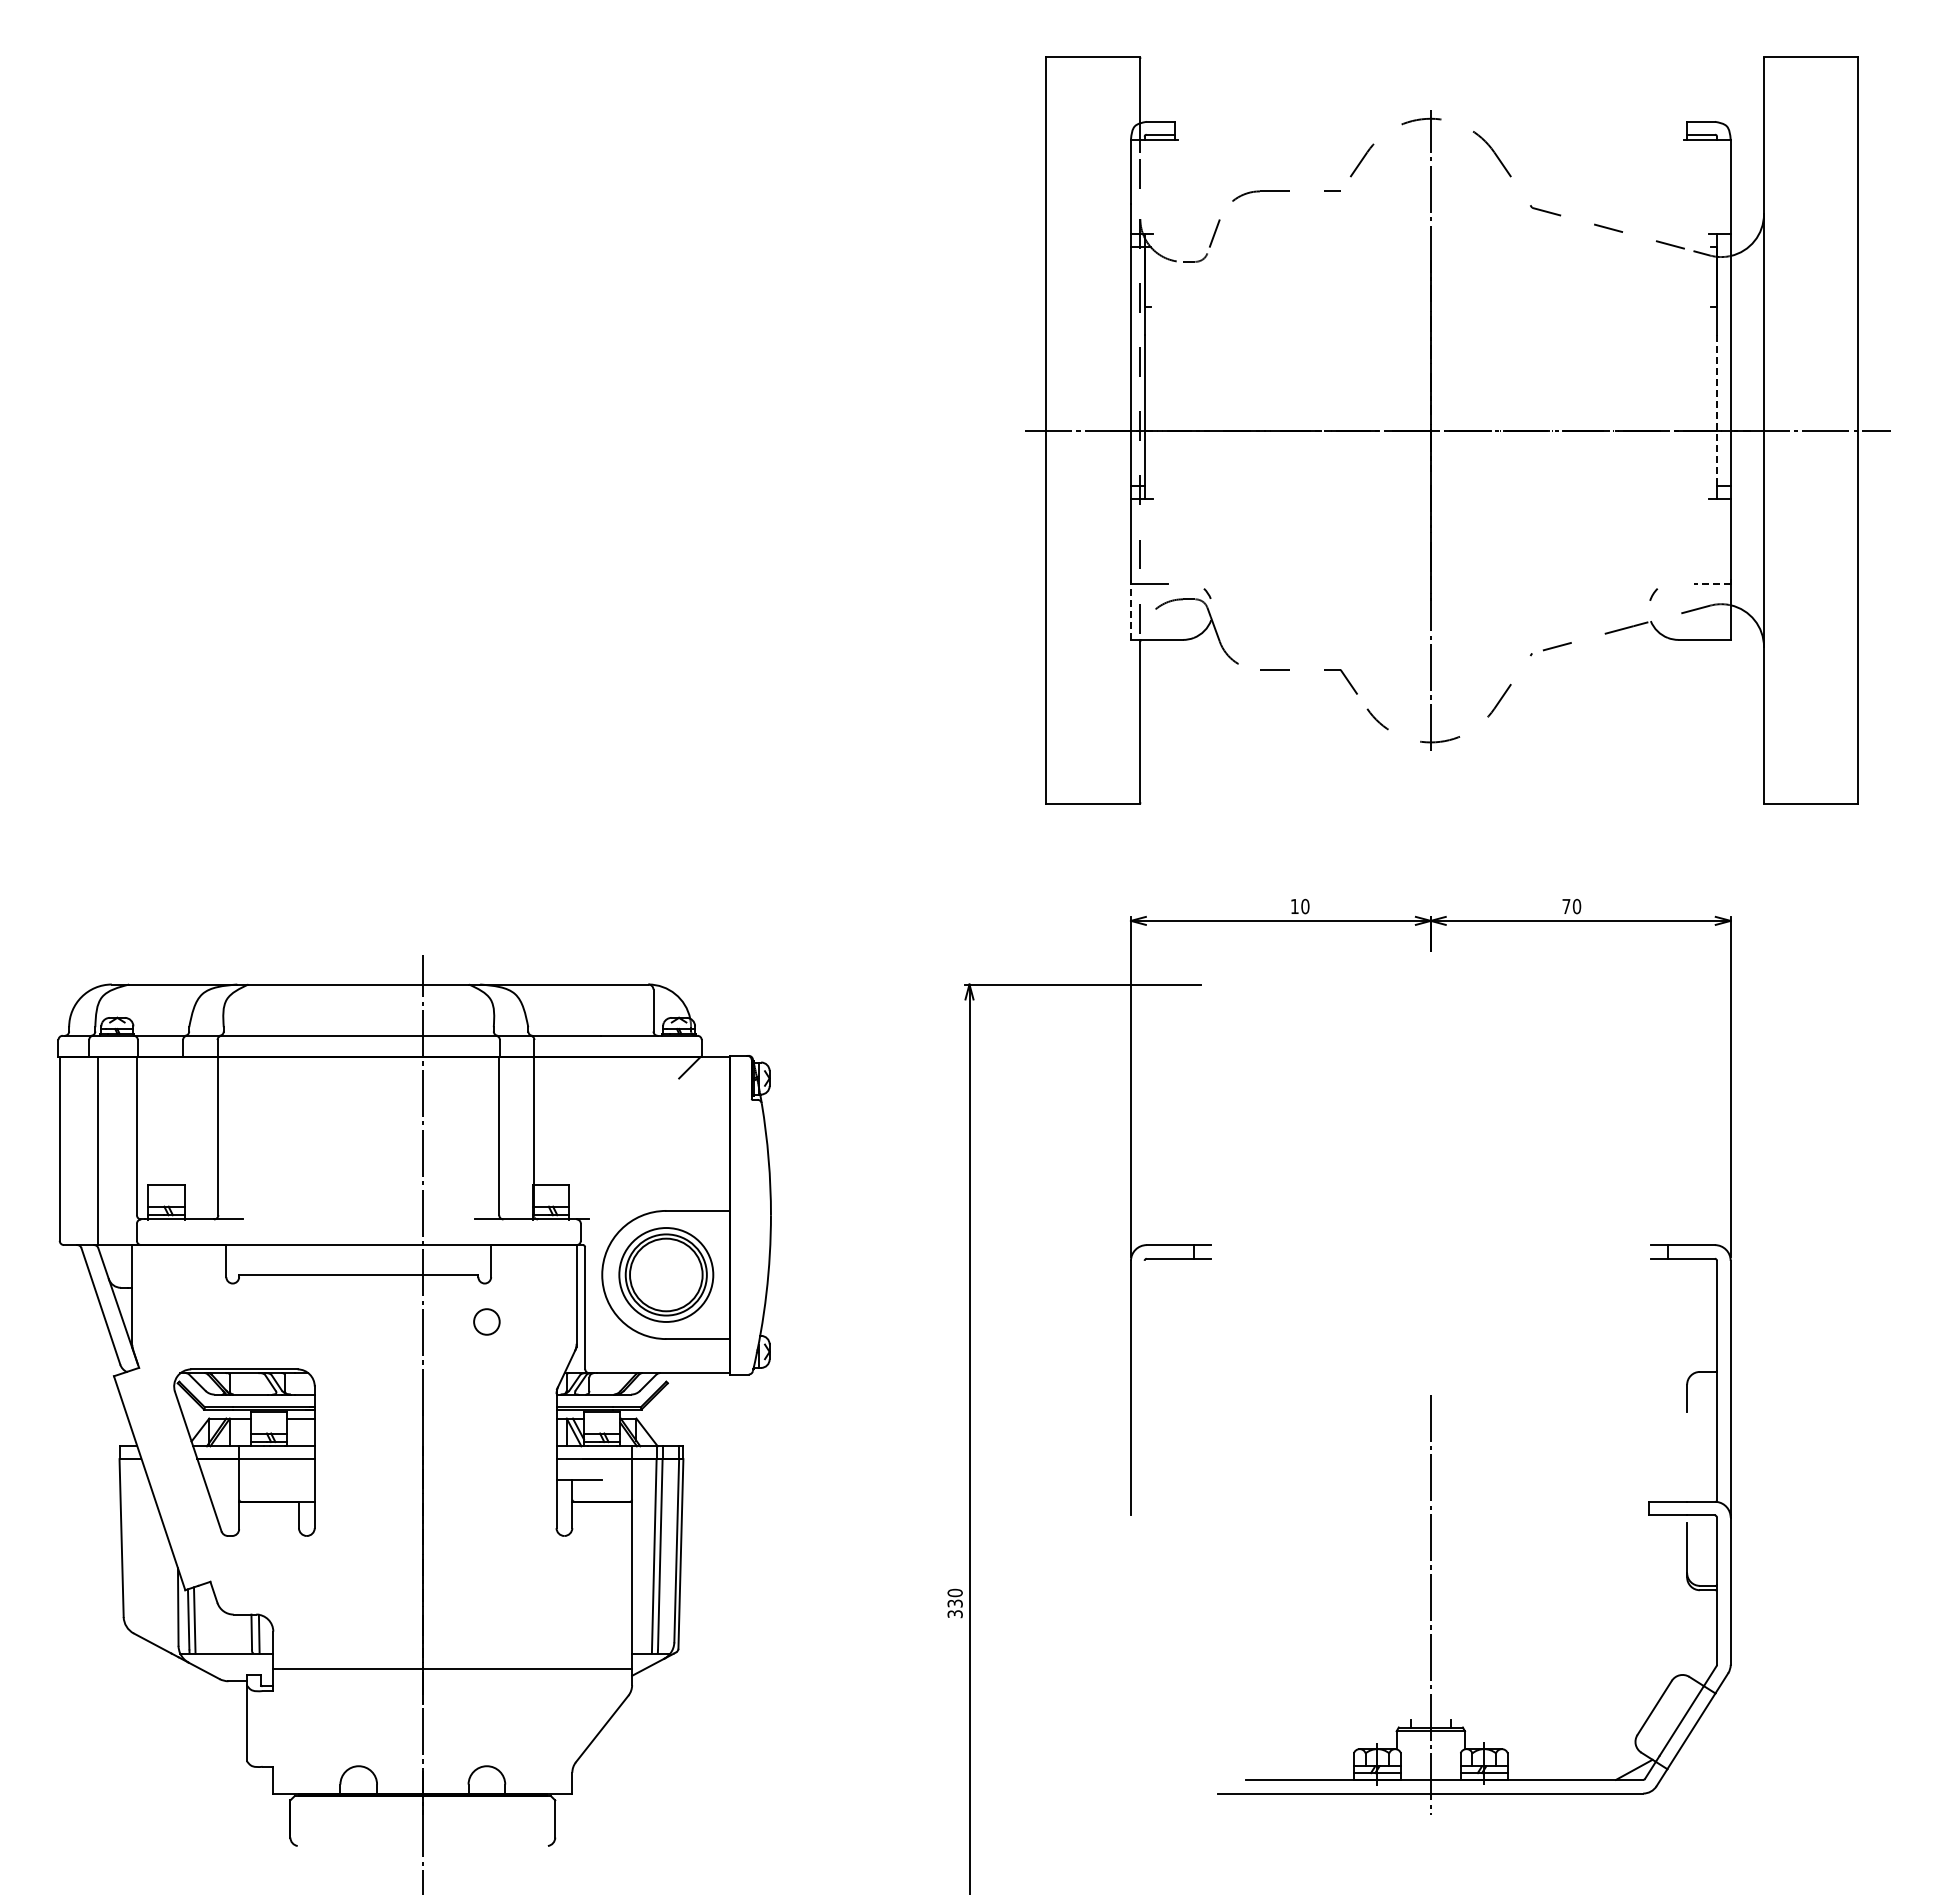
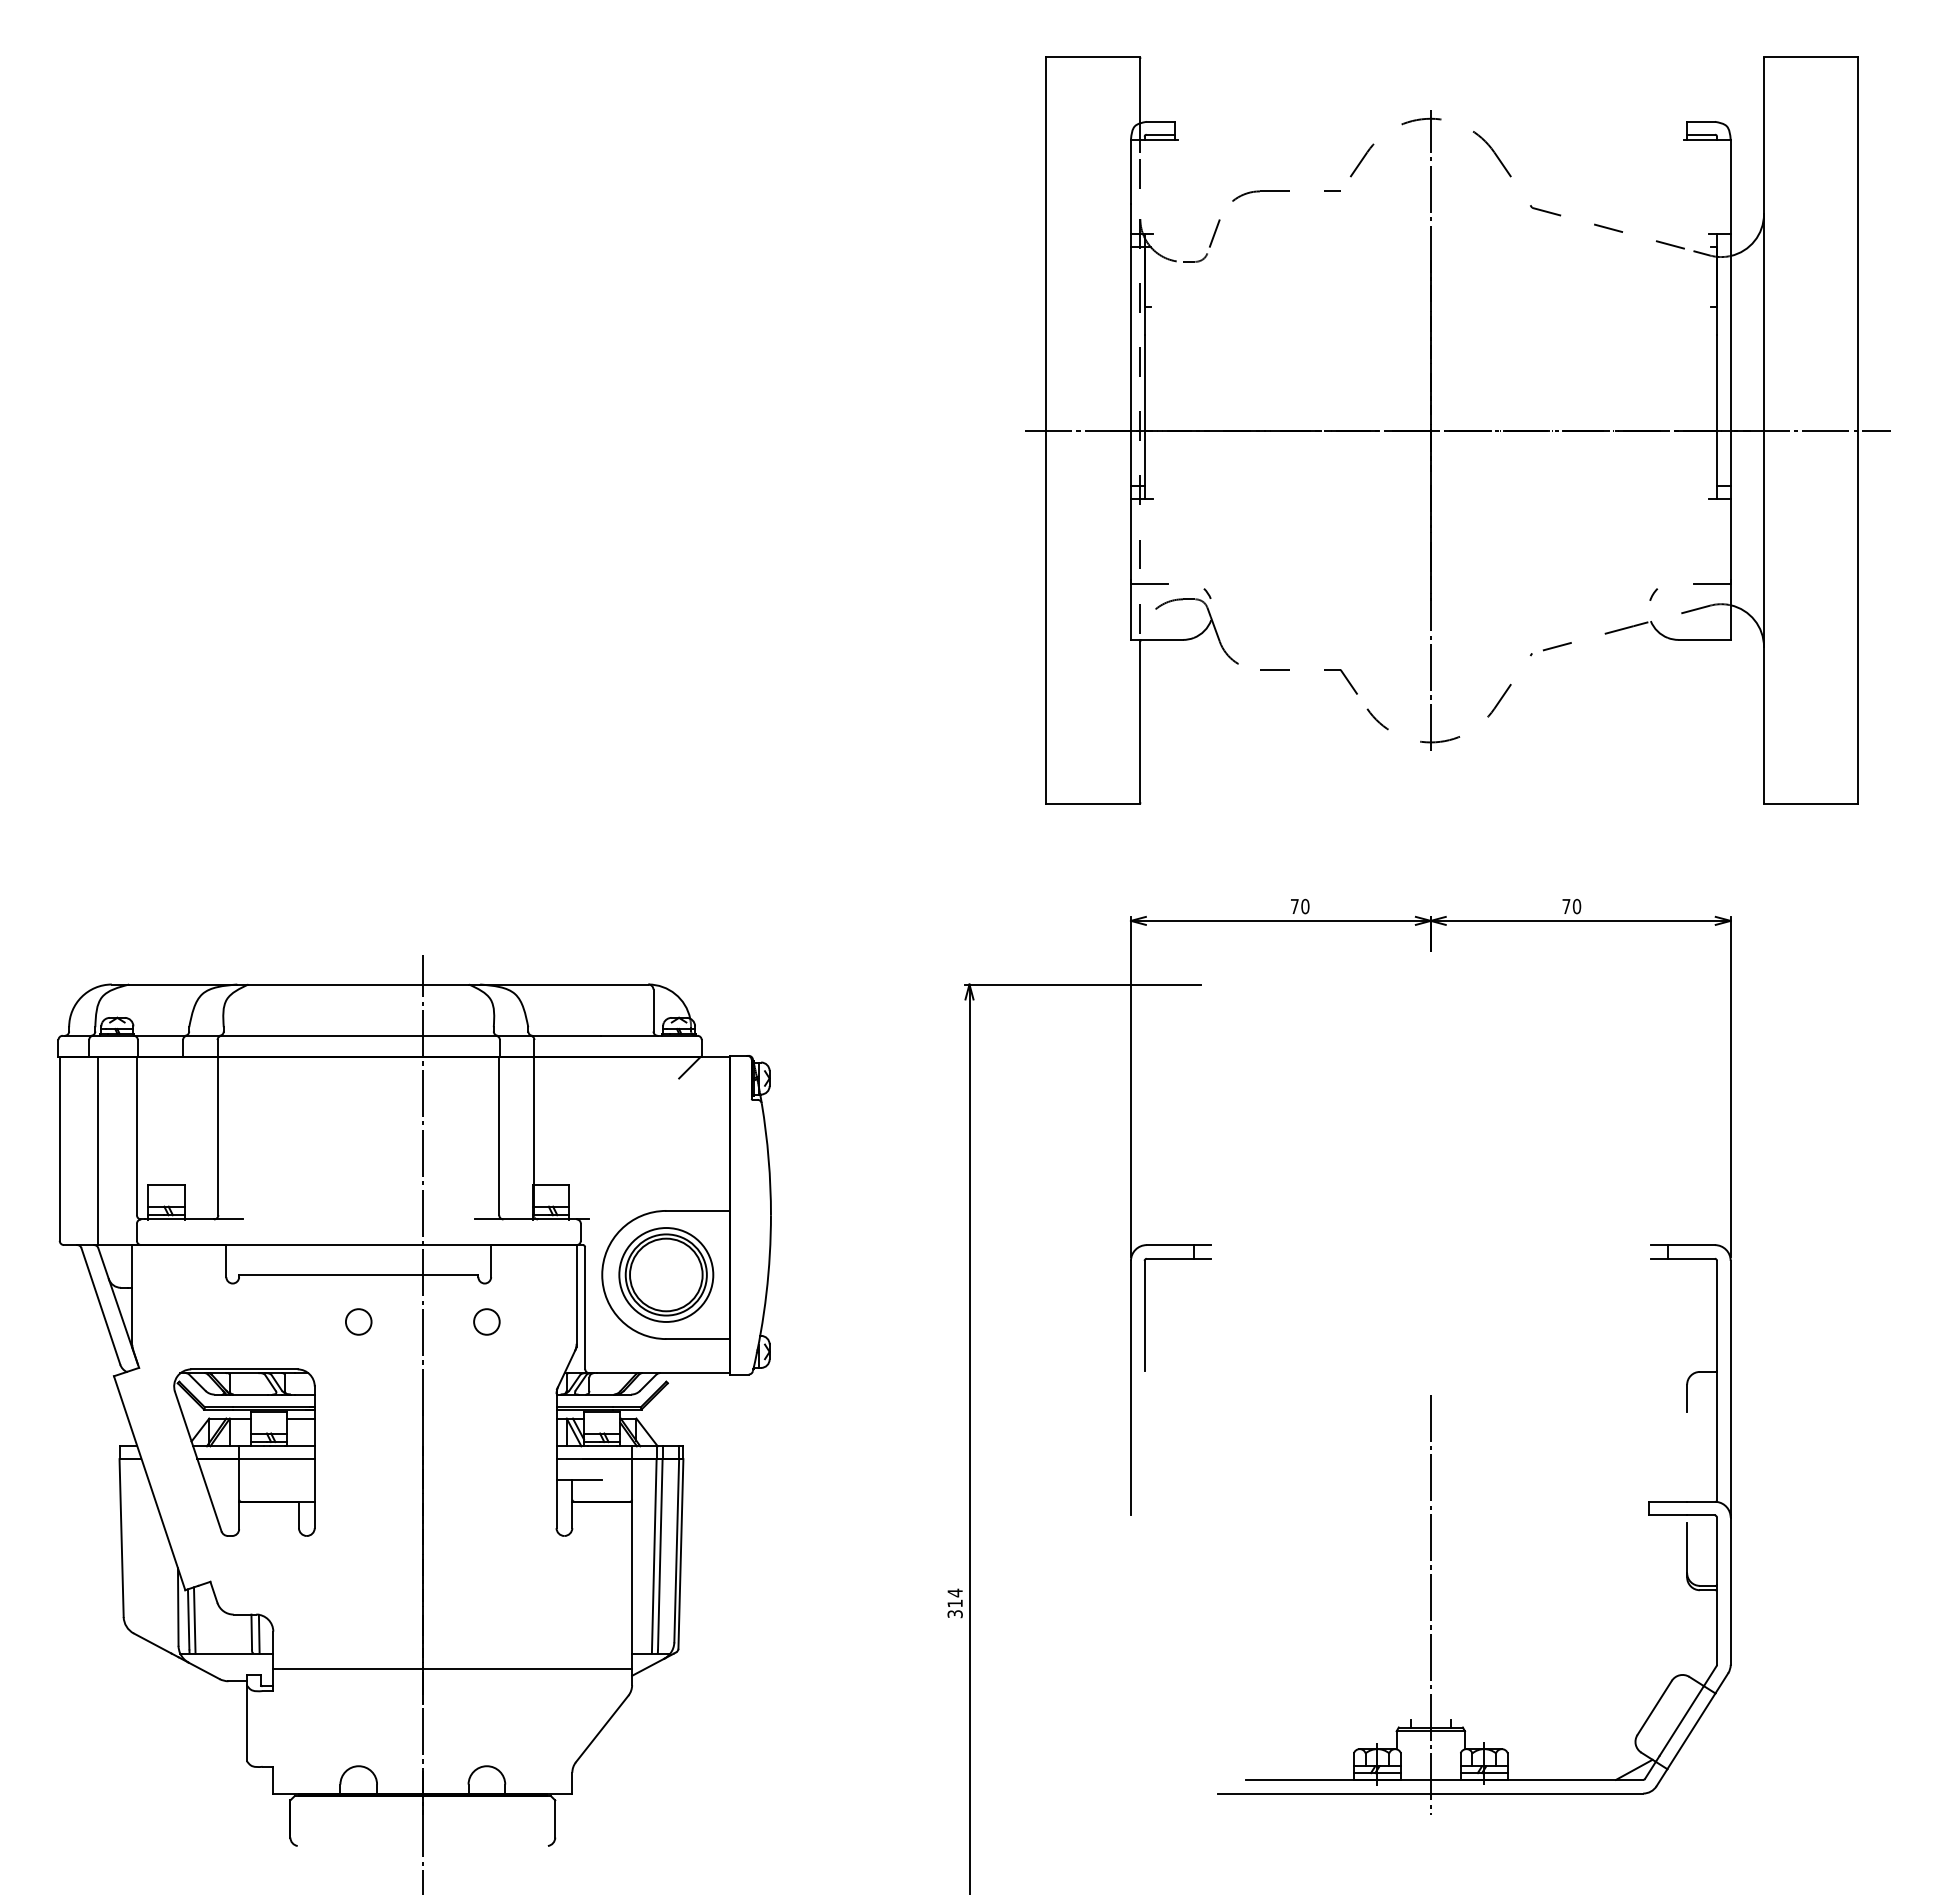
line: dashed -> solid (1717, 410)
line: dashed -> solid (1711, 584)
line: dashed -> solid (1130, 610)
text: 10 -> 70 (1294, 906)
line: none -> present (1144, 1315)
circle: none -> present (358, 1321)
text: 330 -> 314 (954, 1597)
